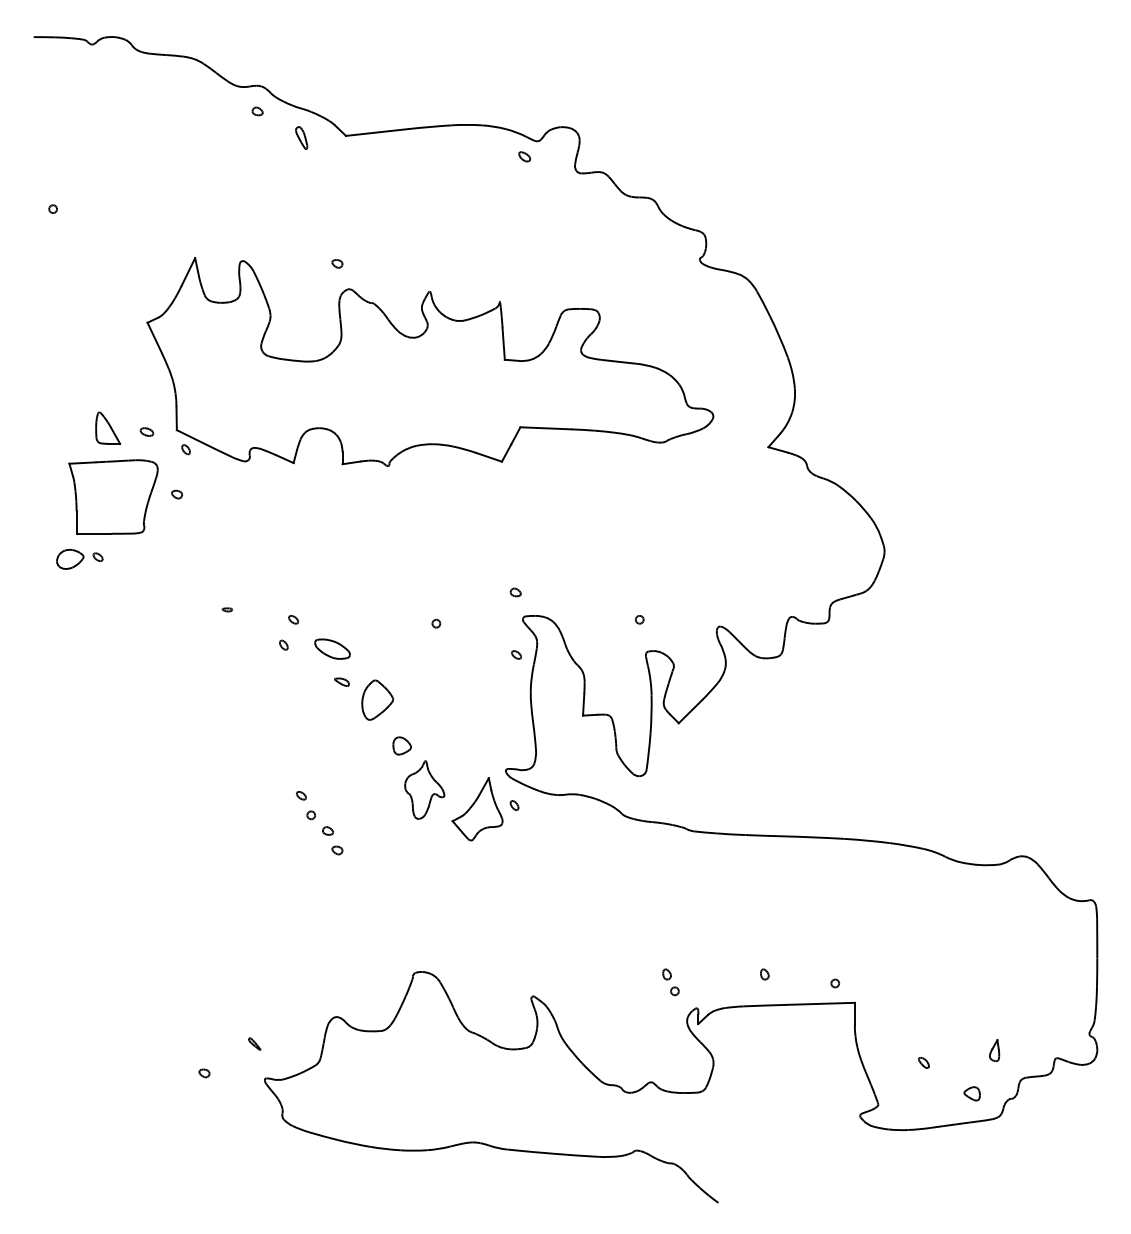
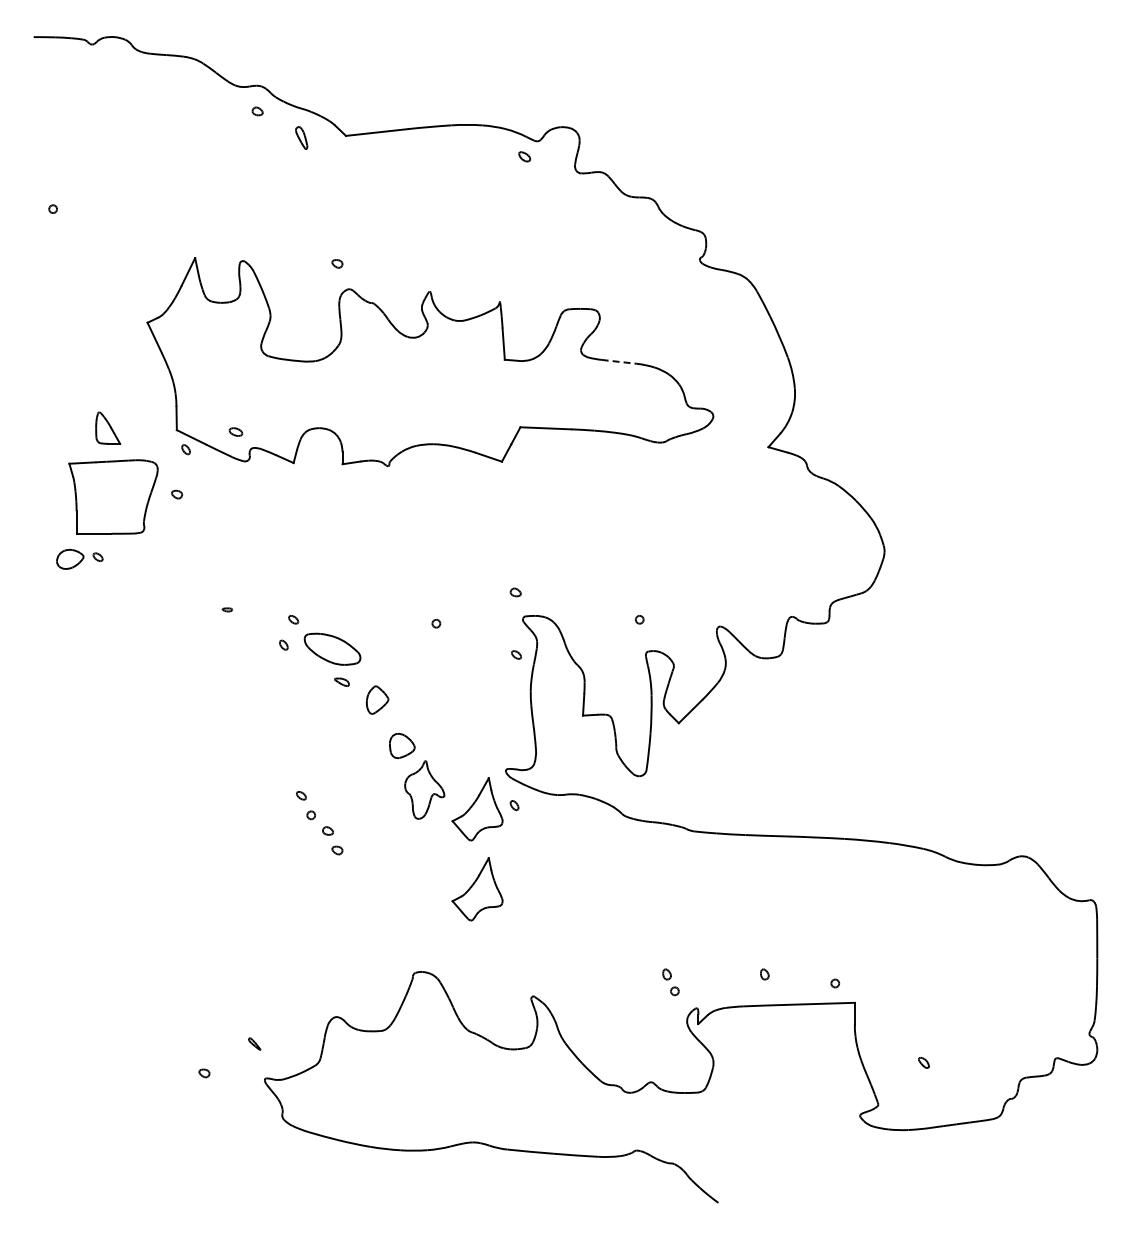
arc: solid -> dashed (619, 361)
part position: (146, 431) -> (235, 431) (235, 431)
part size: 37x22 px -> 59x34 px (332, 648)
part size: 33x42 px -> 24x30 px (377, 699)
part size: 20x20 px -> 27x27 px (402, 746)
part: none -> present (477, 889)
part: present -> none (994, 1050)
part: present -> none (971, 1093)
